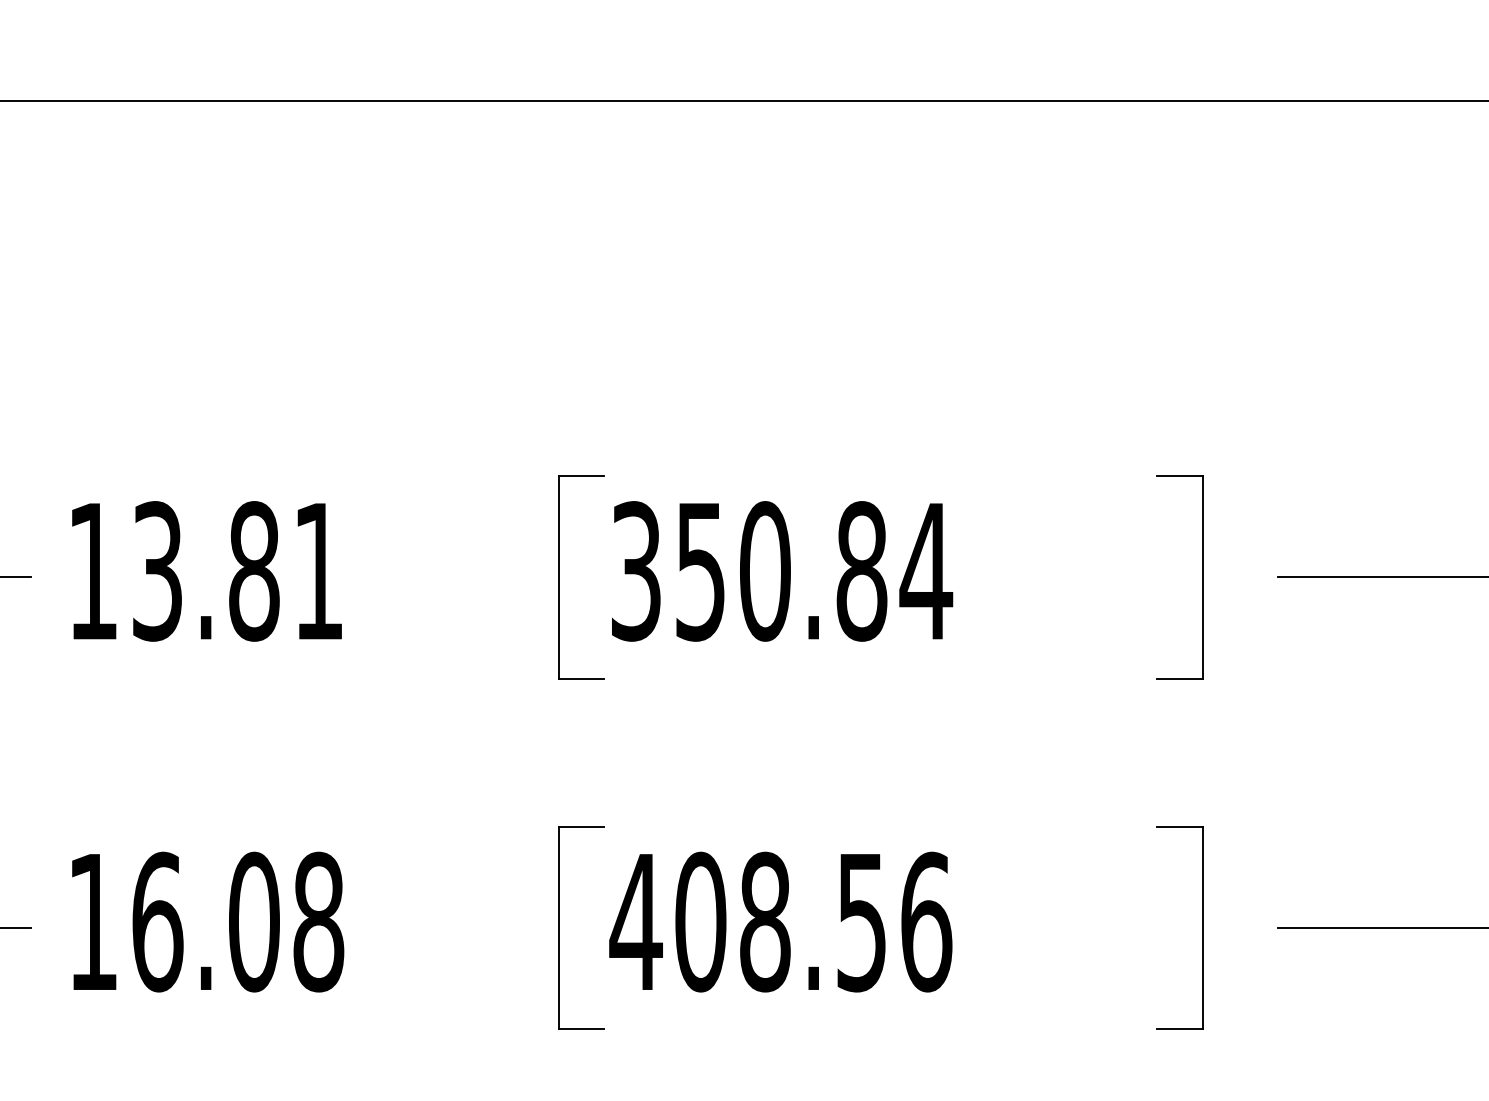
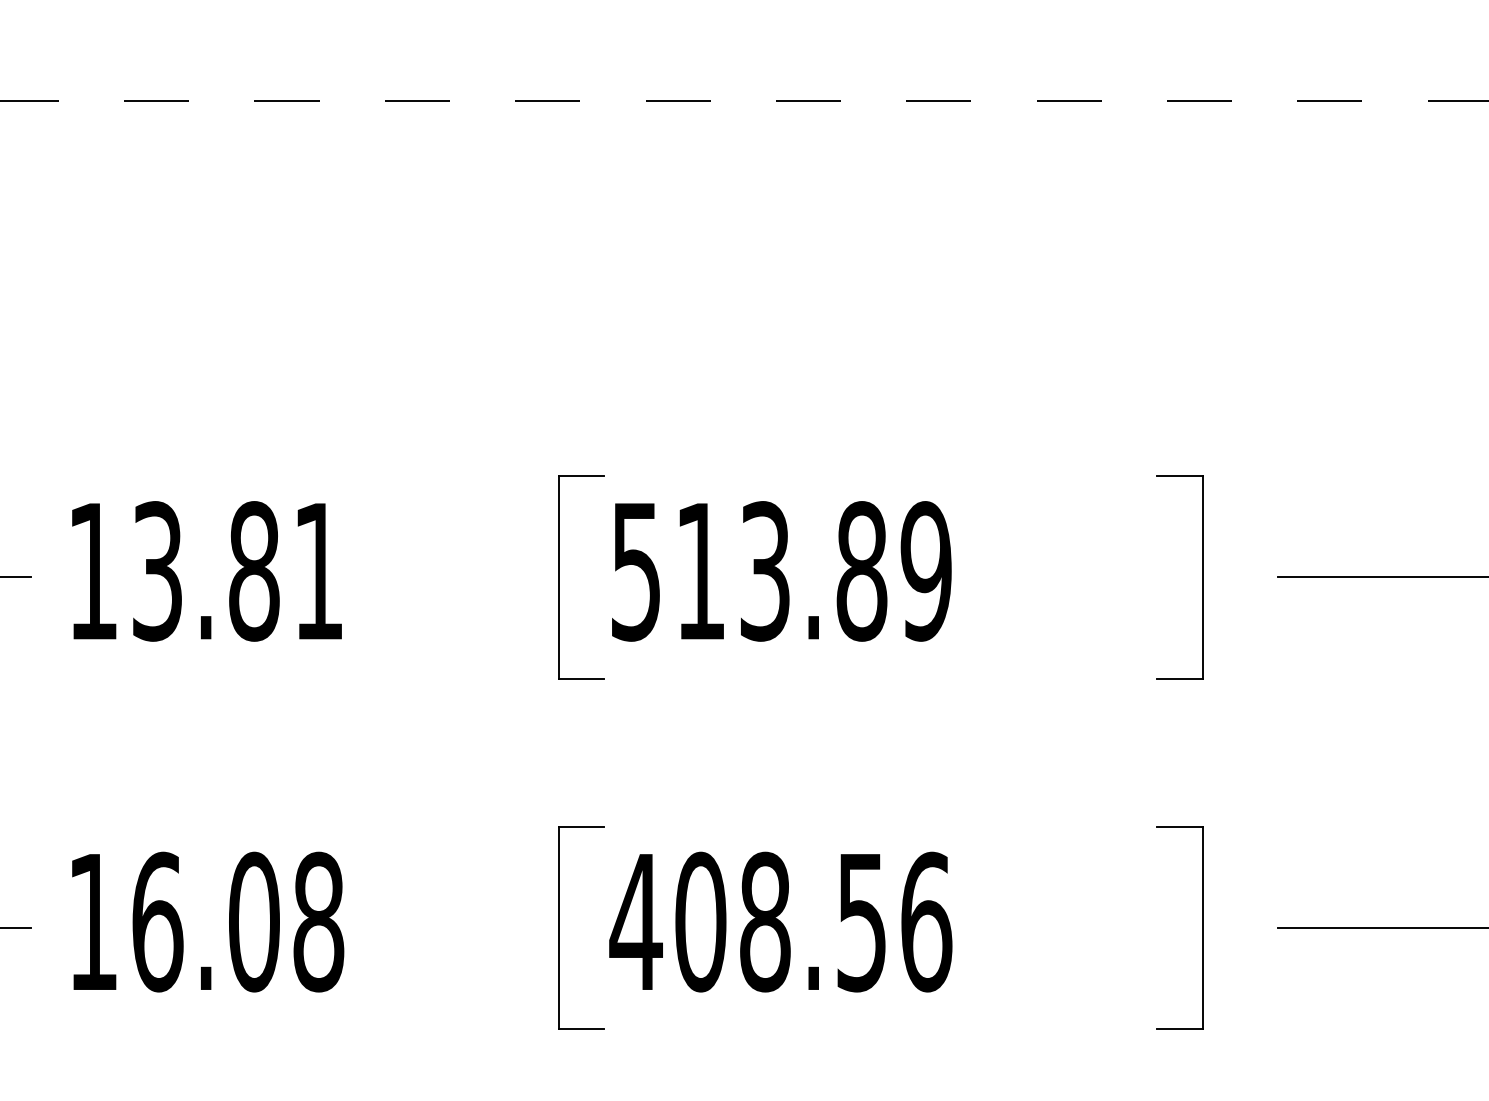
line: solid -> dashed (744, 101)
text: 350.84 -> 513.89 (782, 571)
